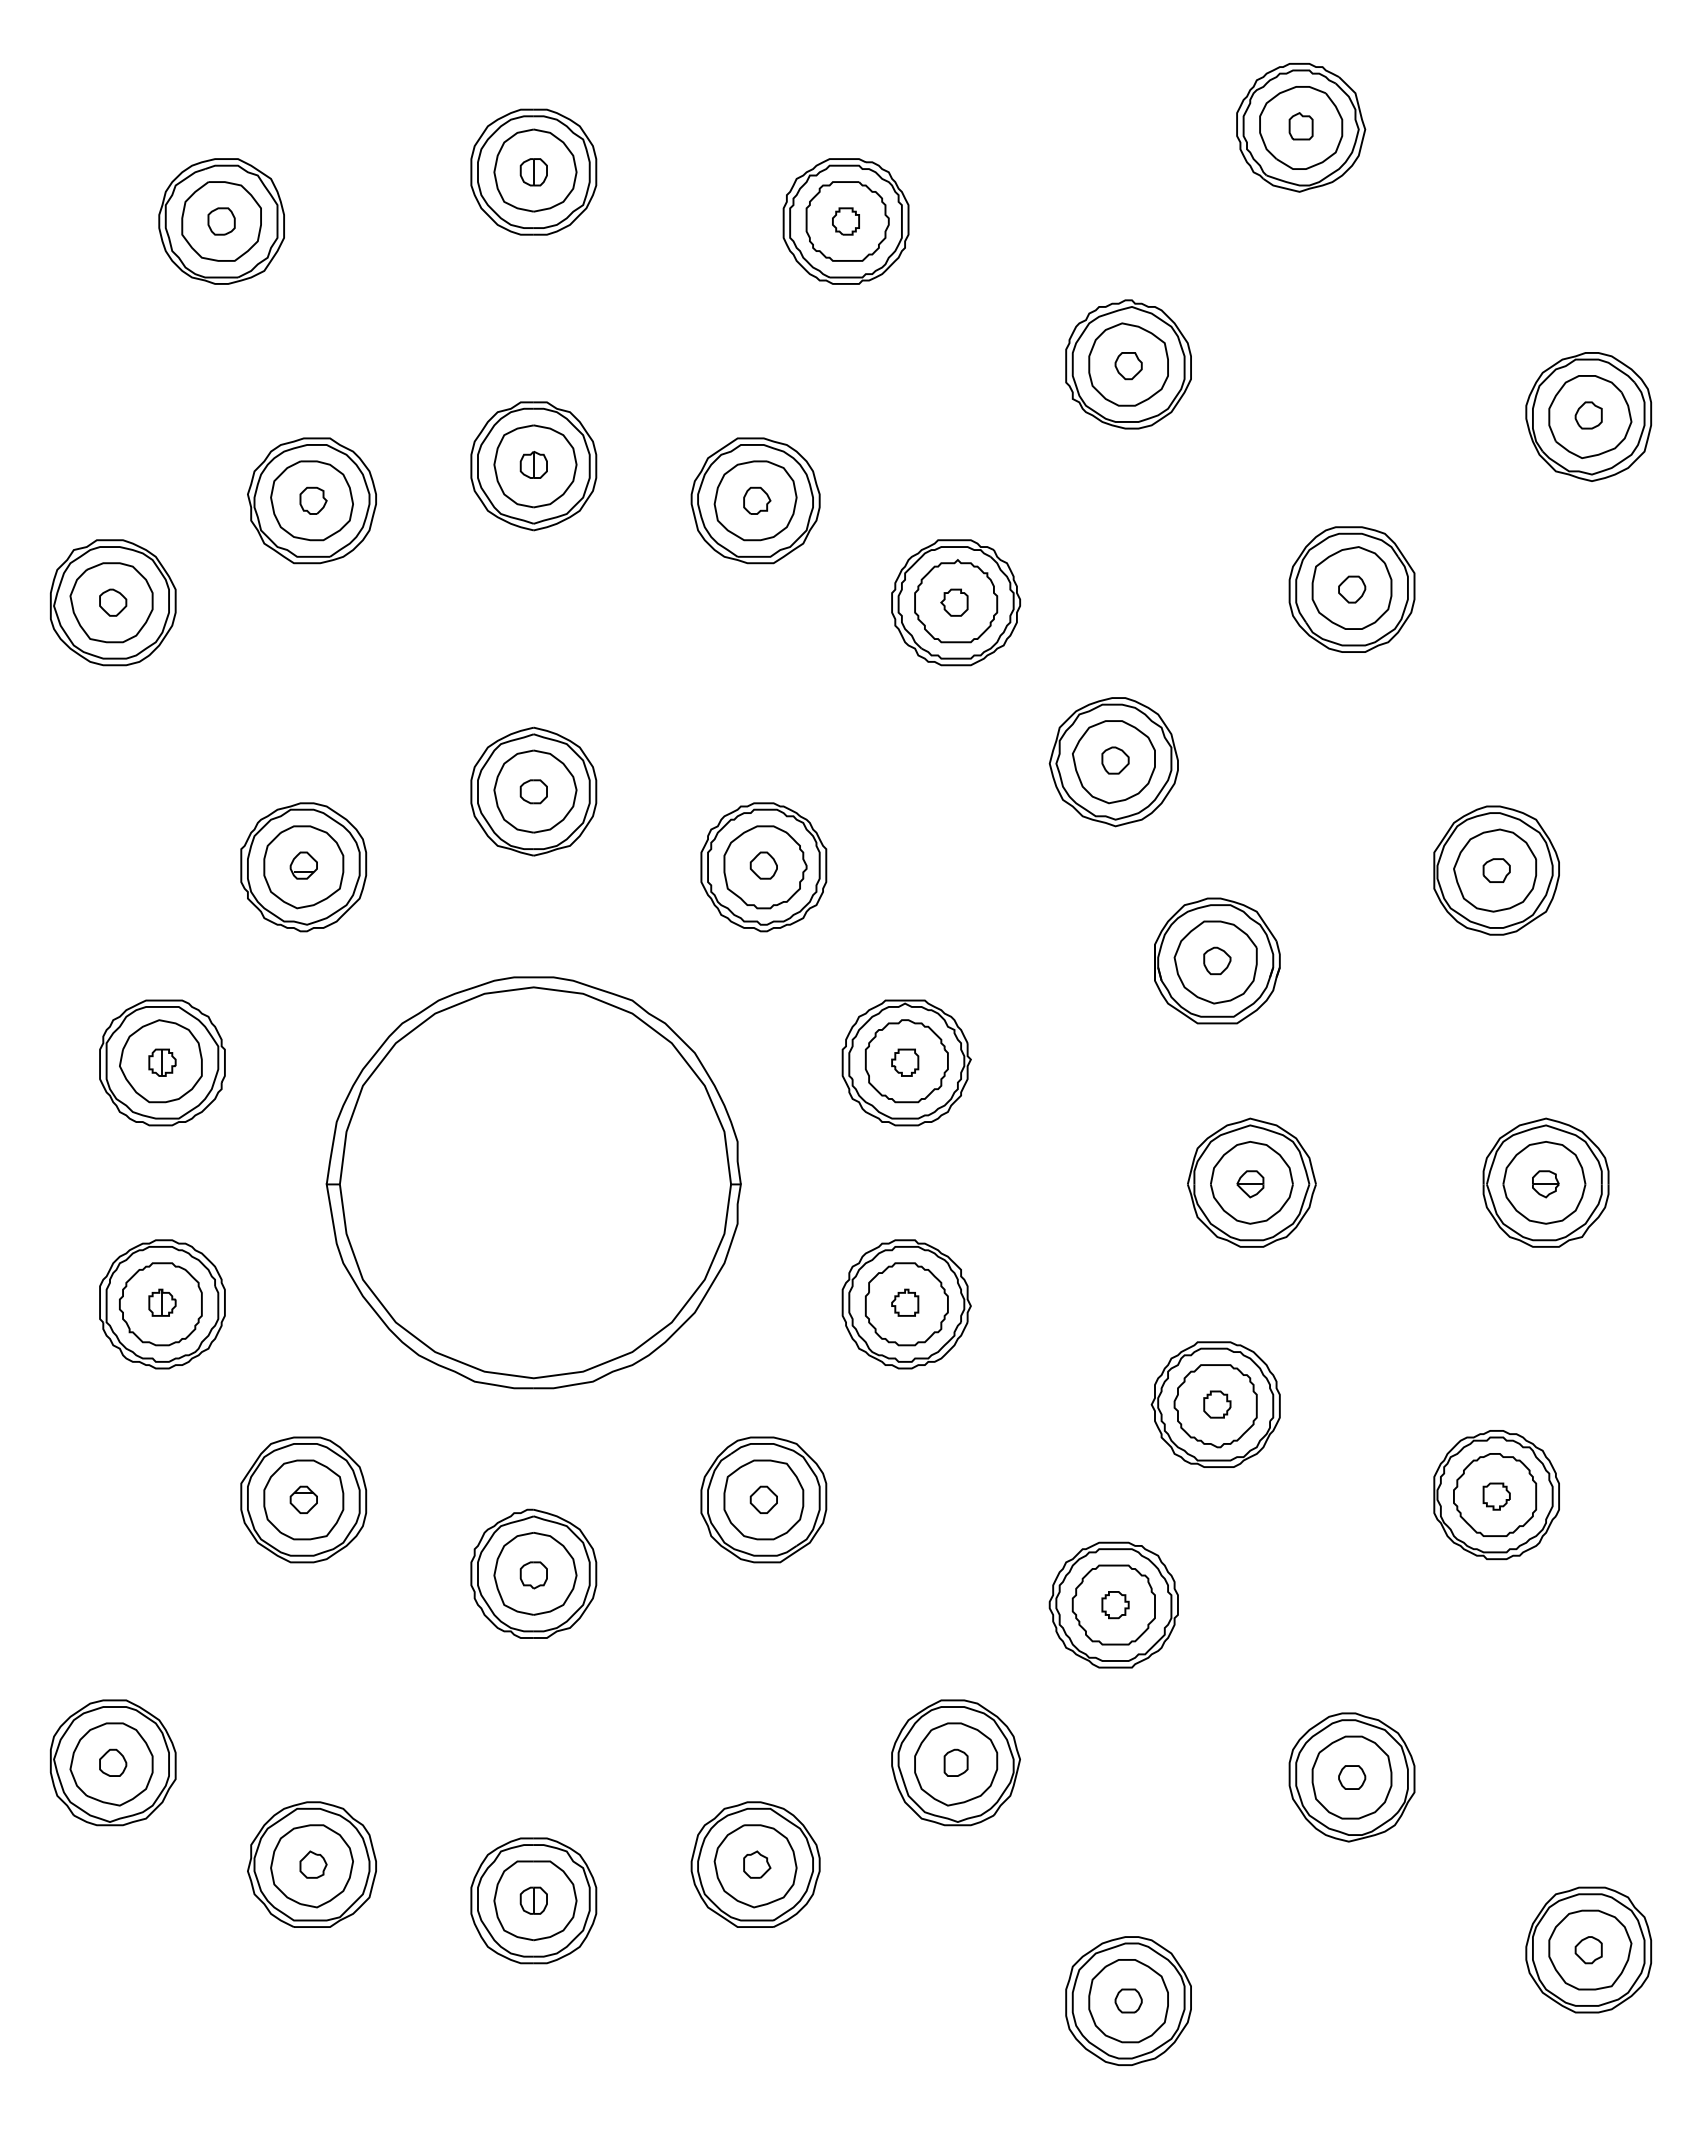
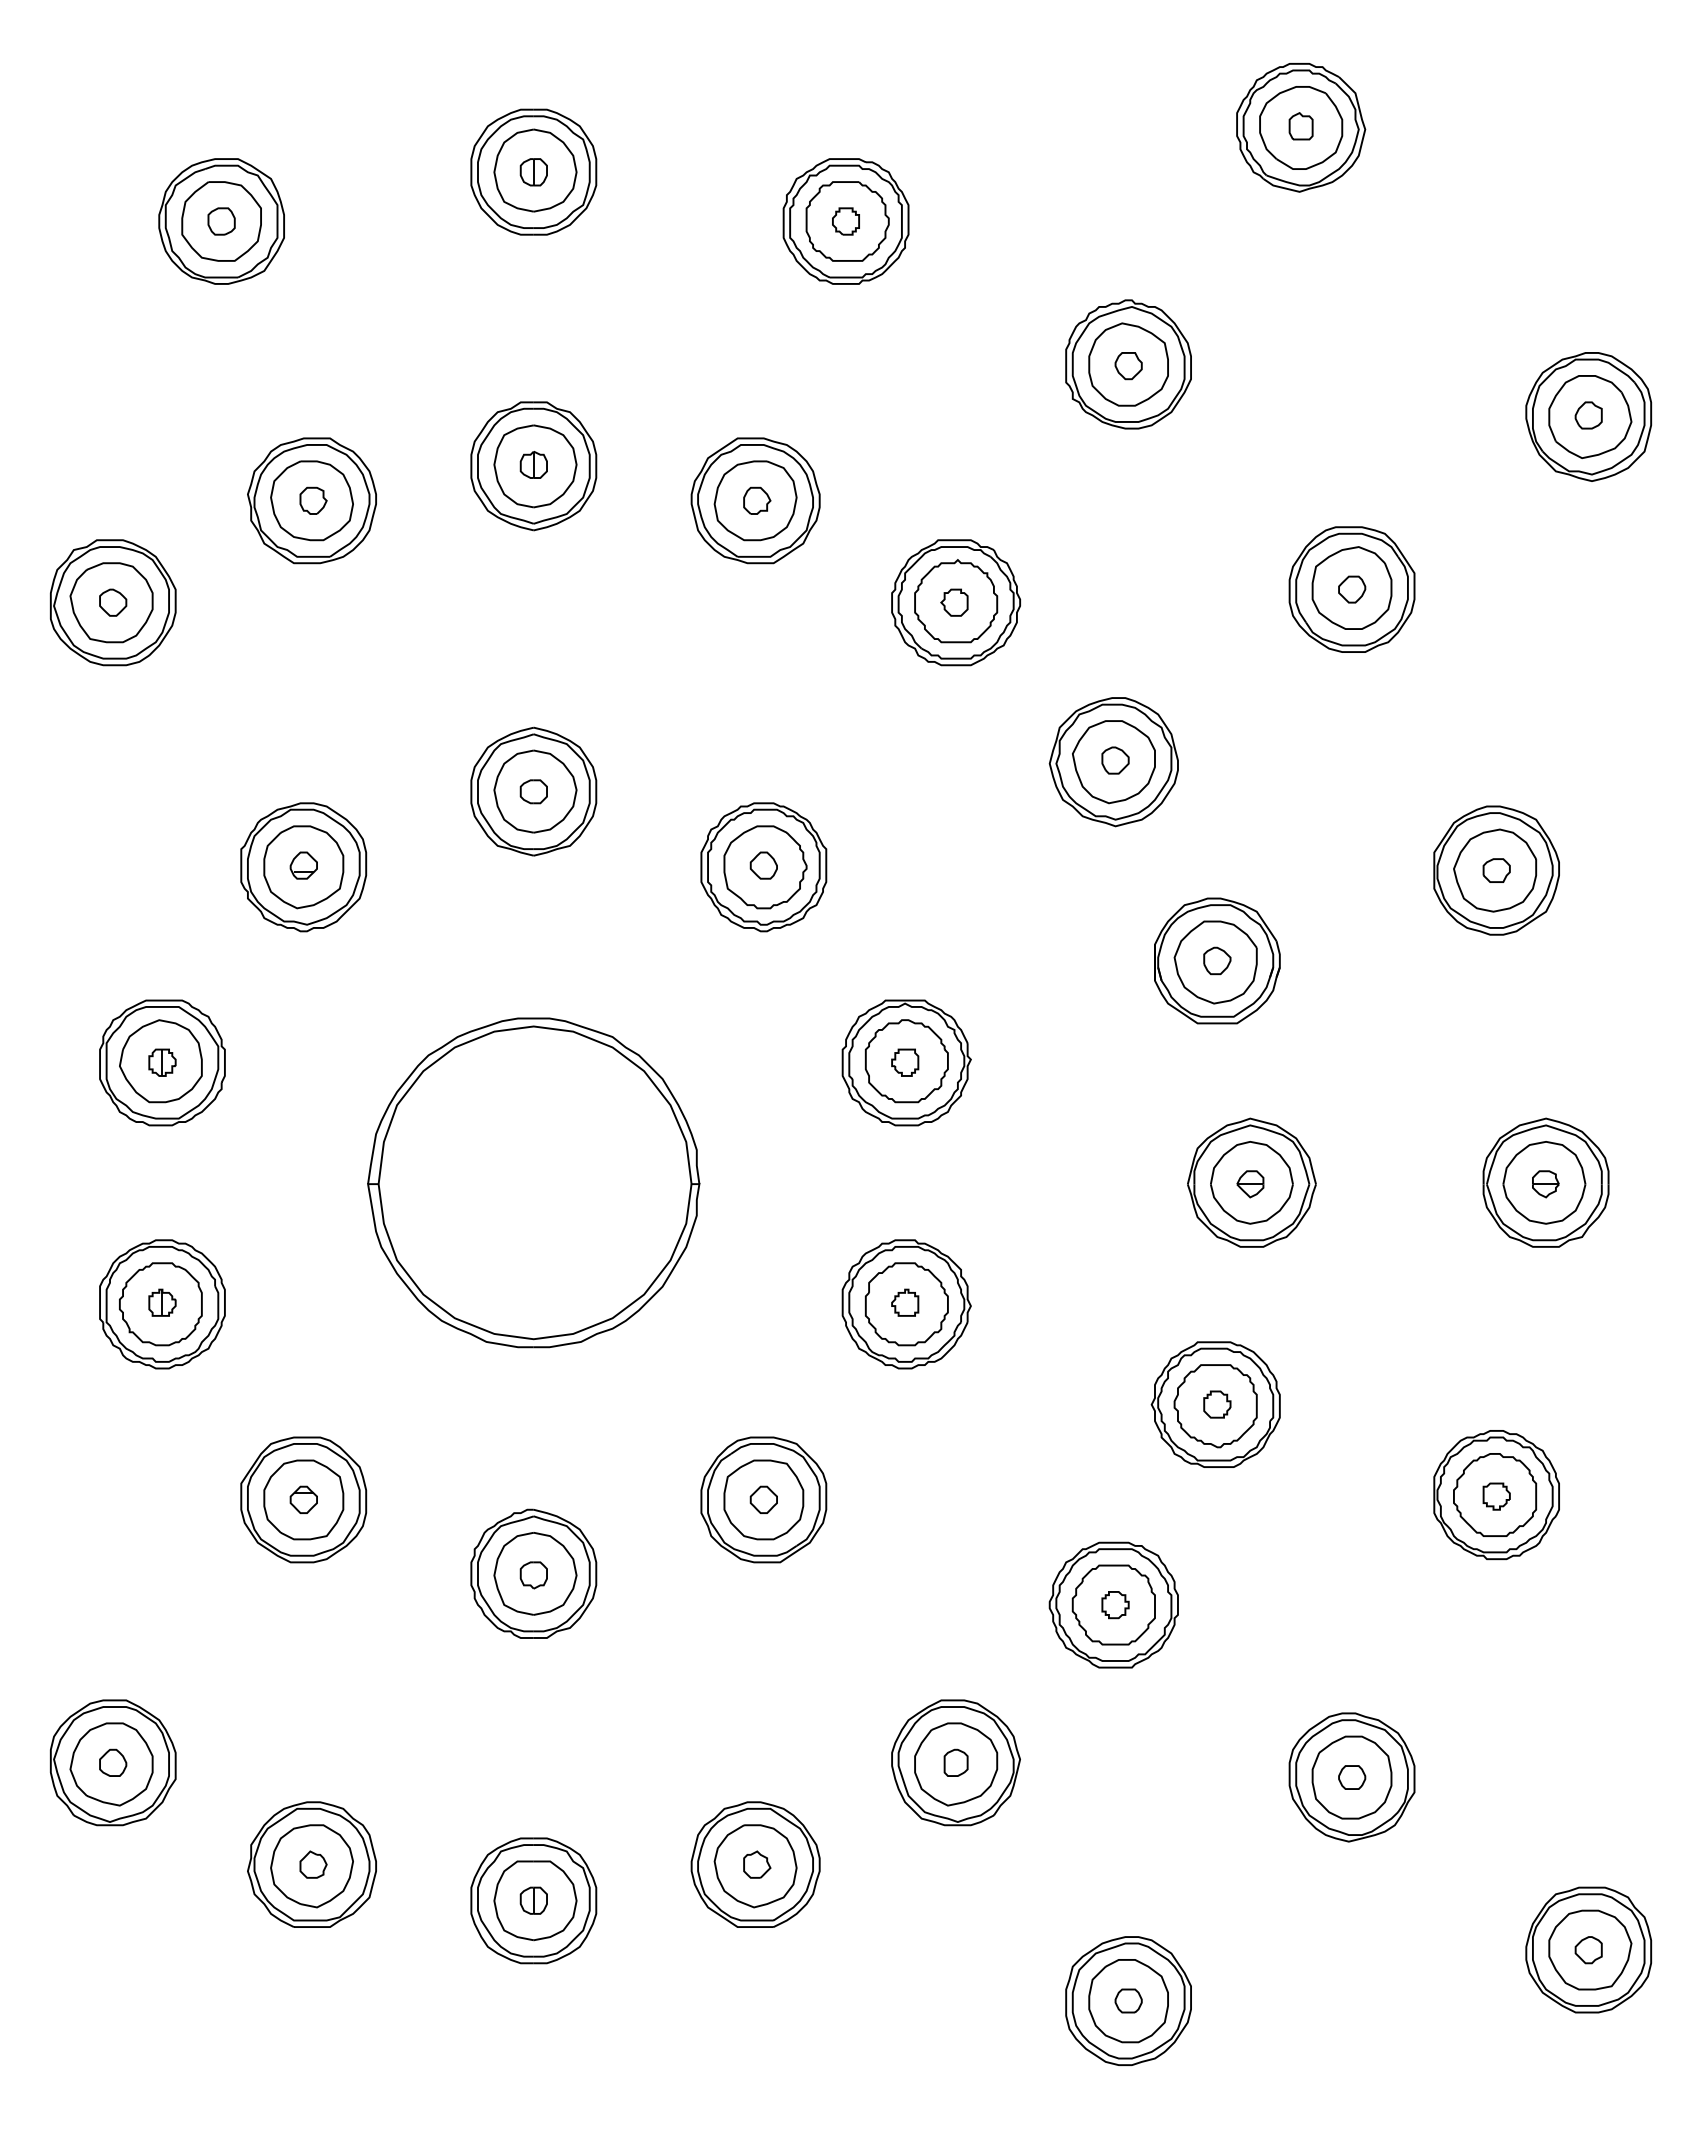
part size: 417x414 px -> 334x332 px (533, 1182)
